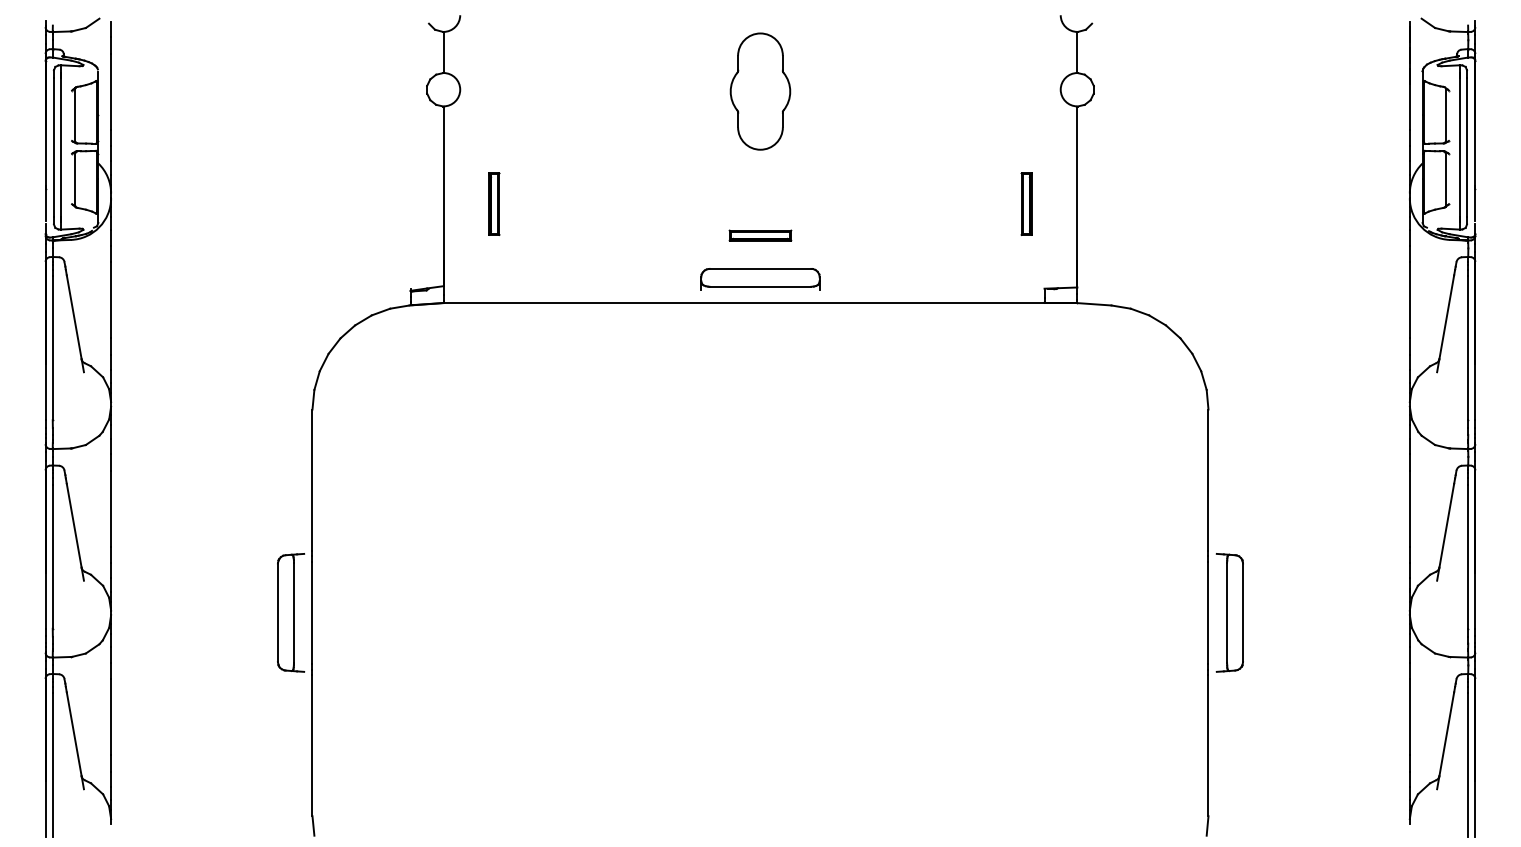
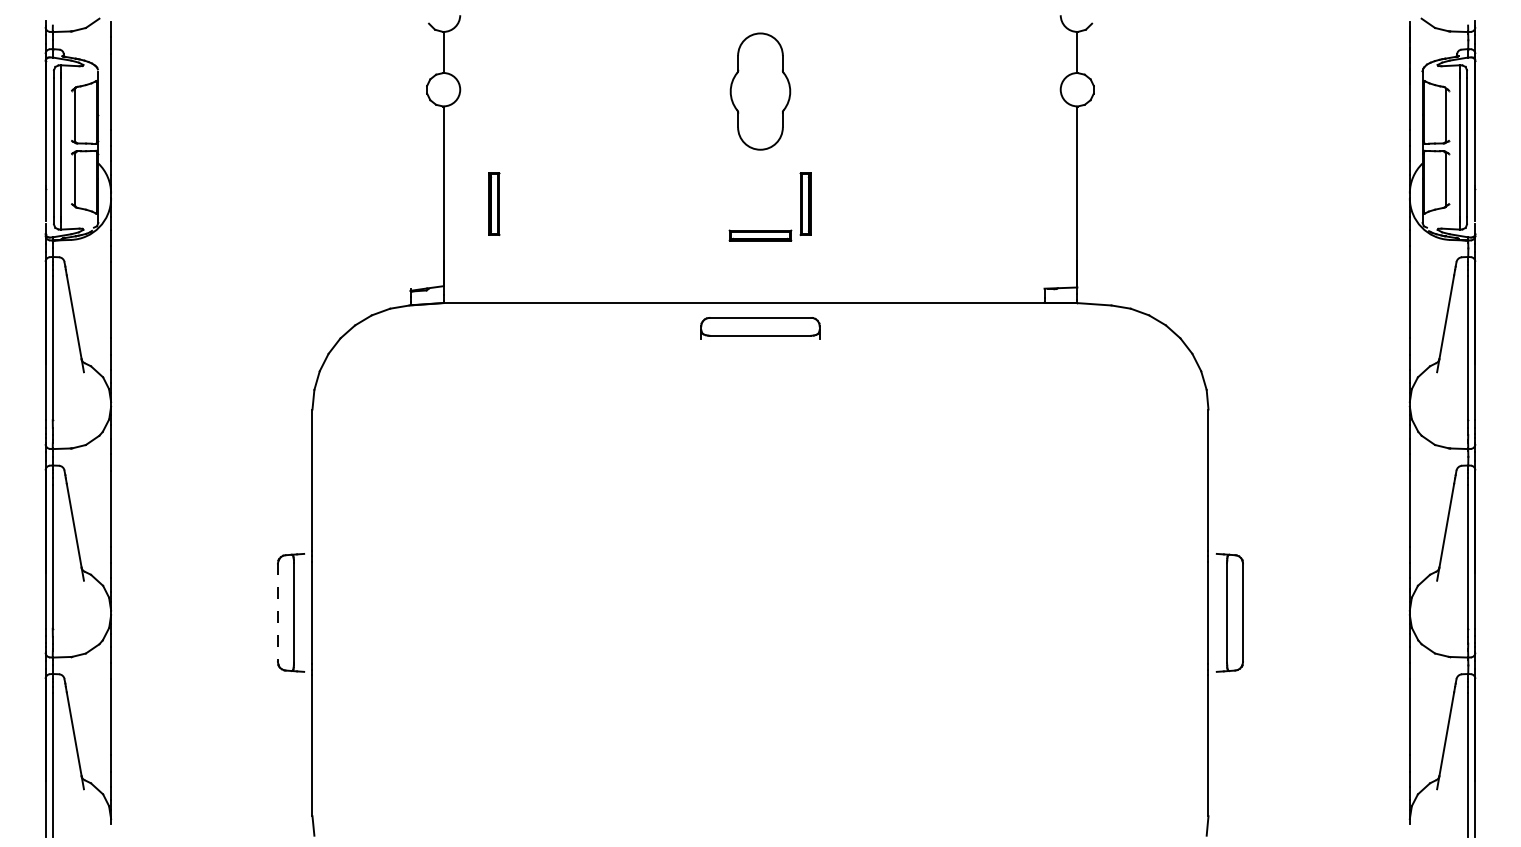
part position: (1026, 203) -> (805, 203) (805, 203)
part position: (760, 279) -> (760, 328) (760, 328)
line: solid -> dashed (277, 613)
